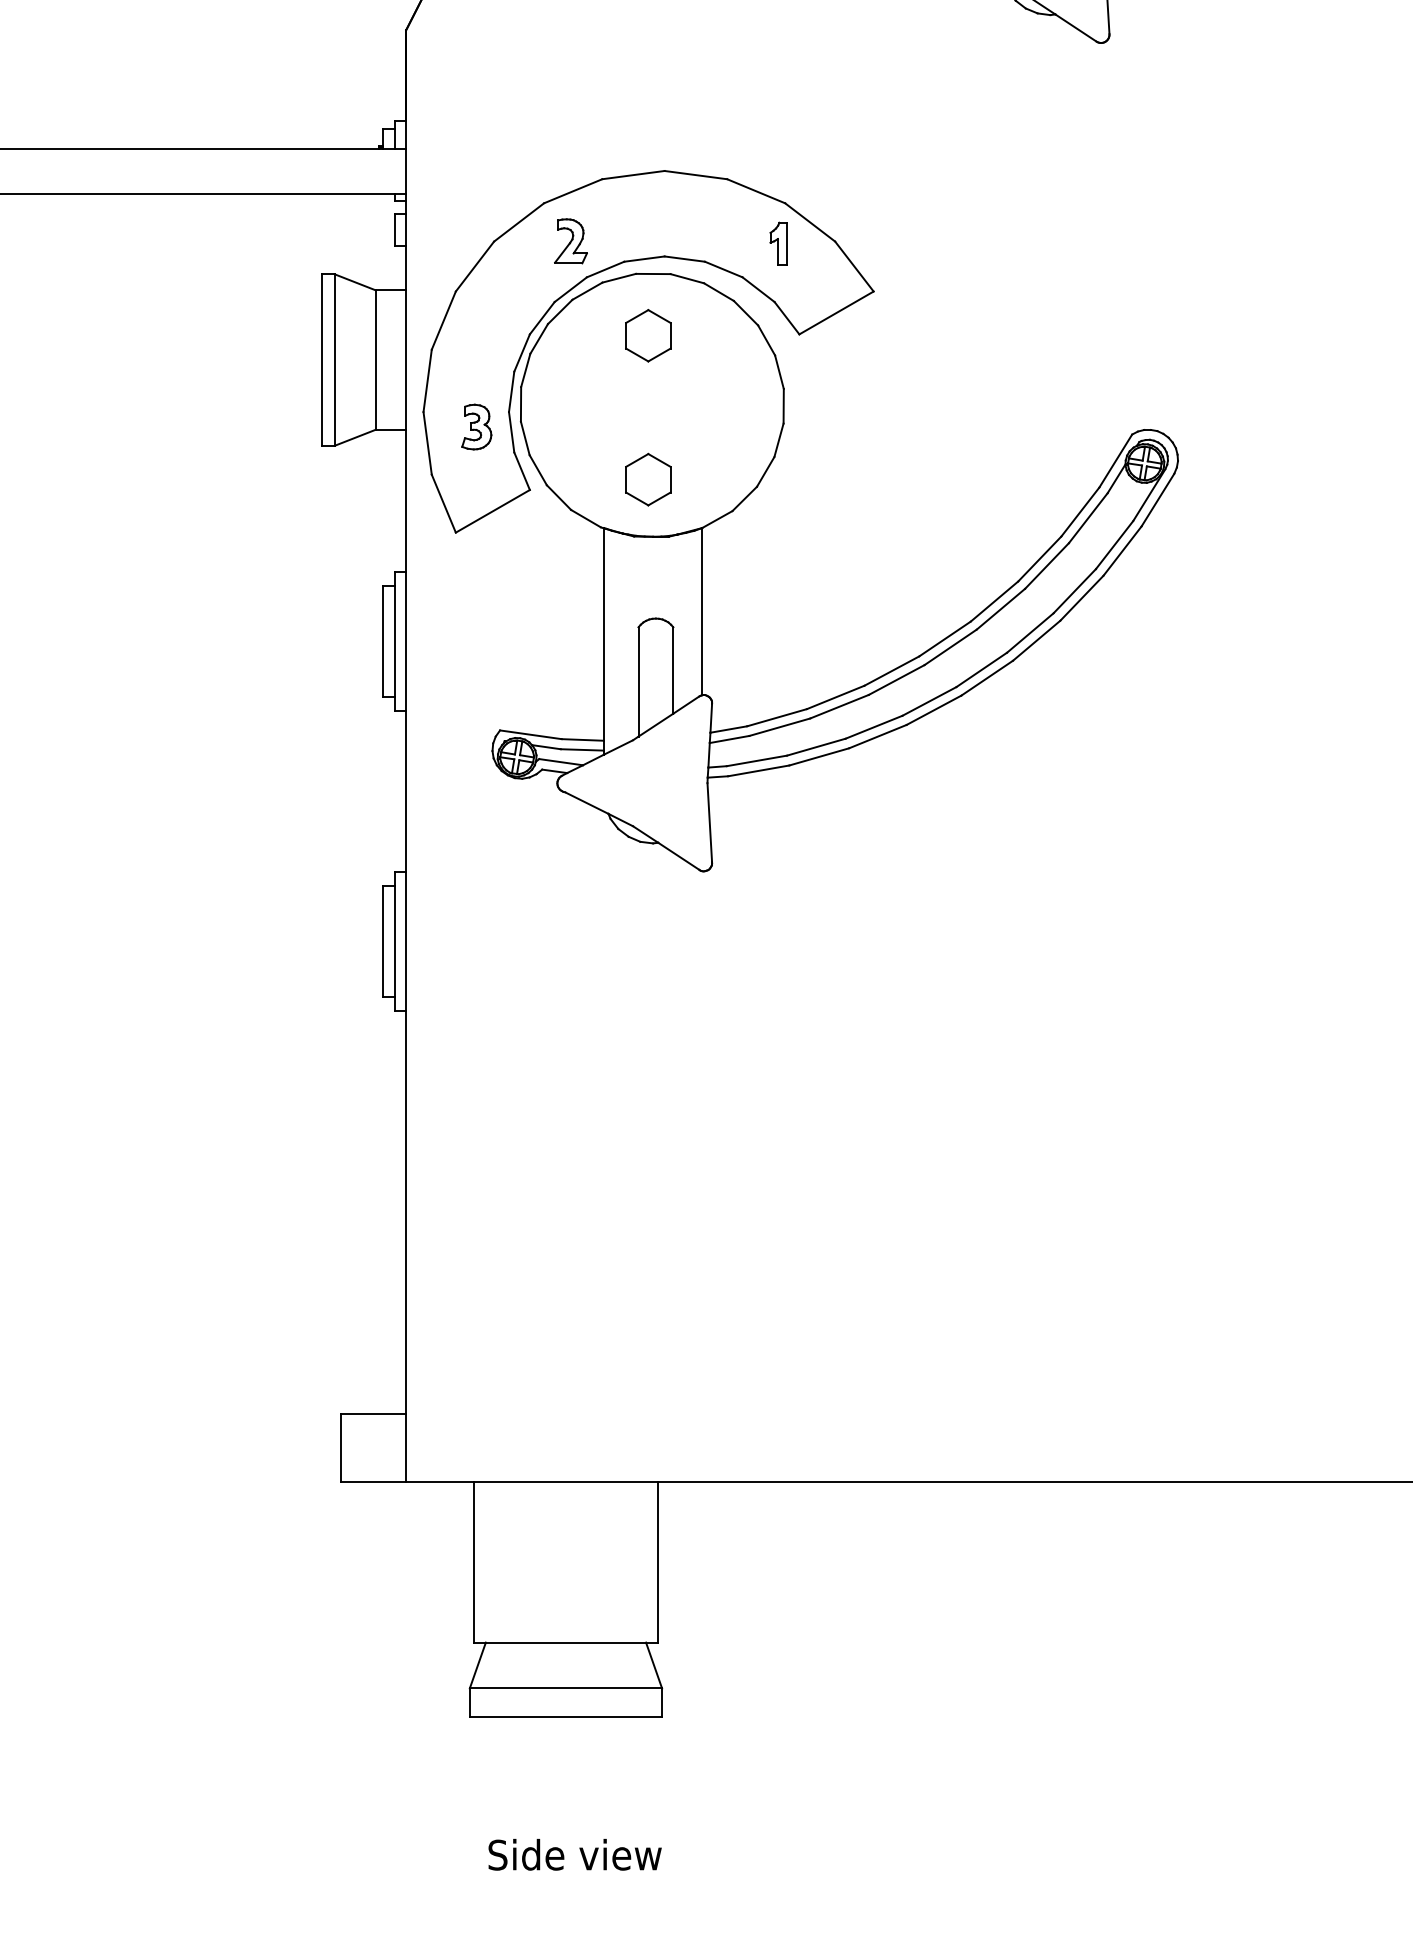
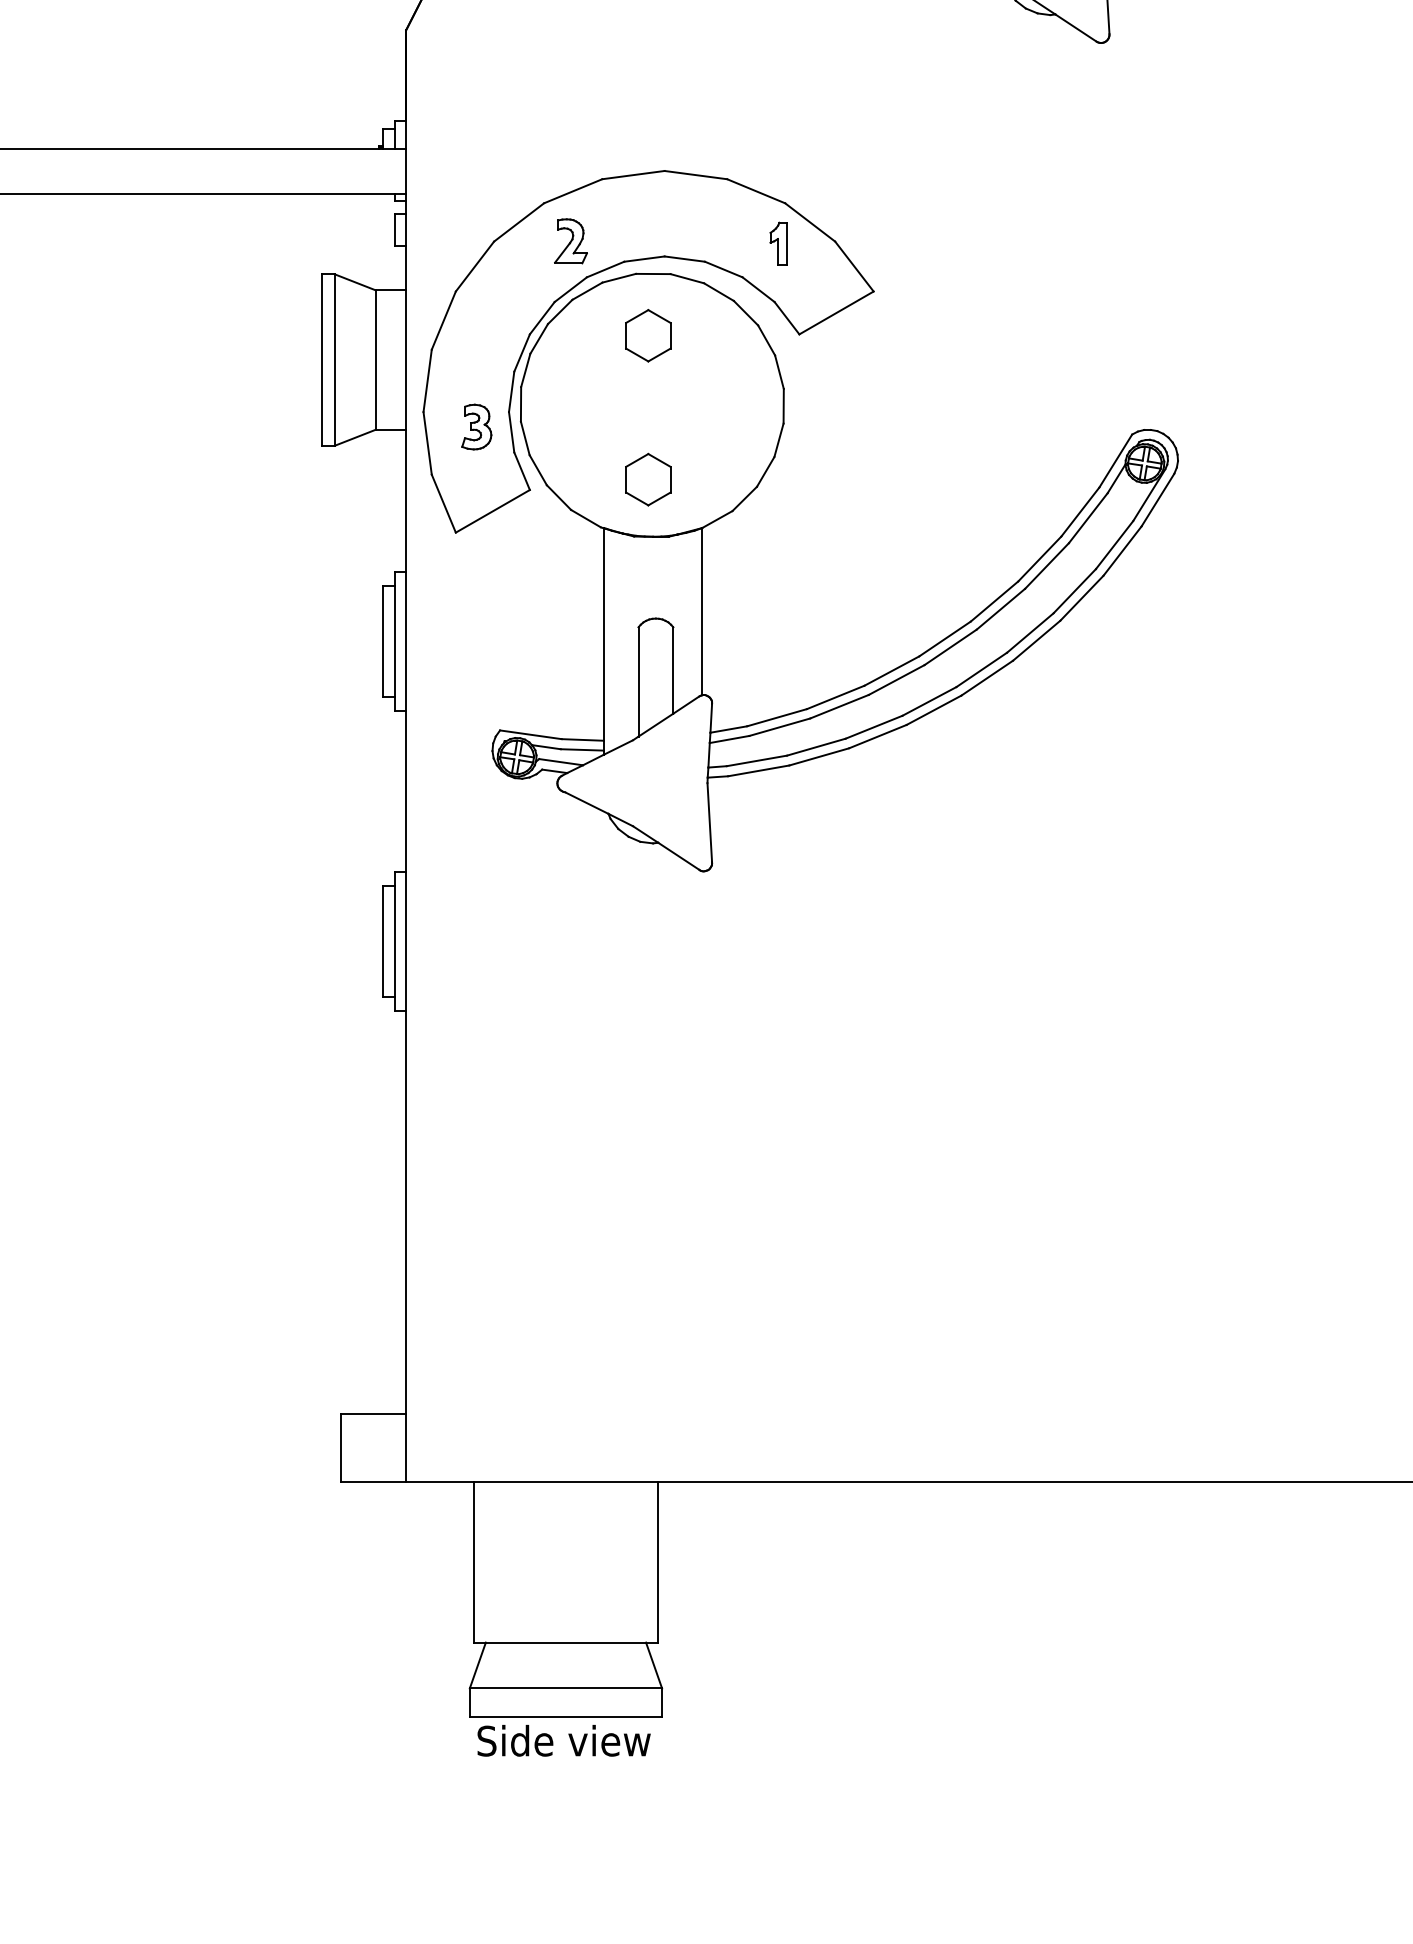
text position: (574, 1854) -> (563, 1740) (563, 1740)
